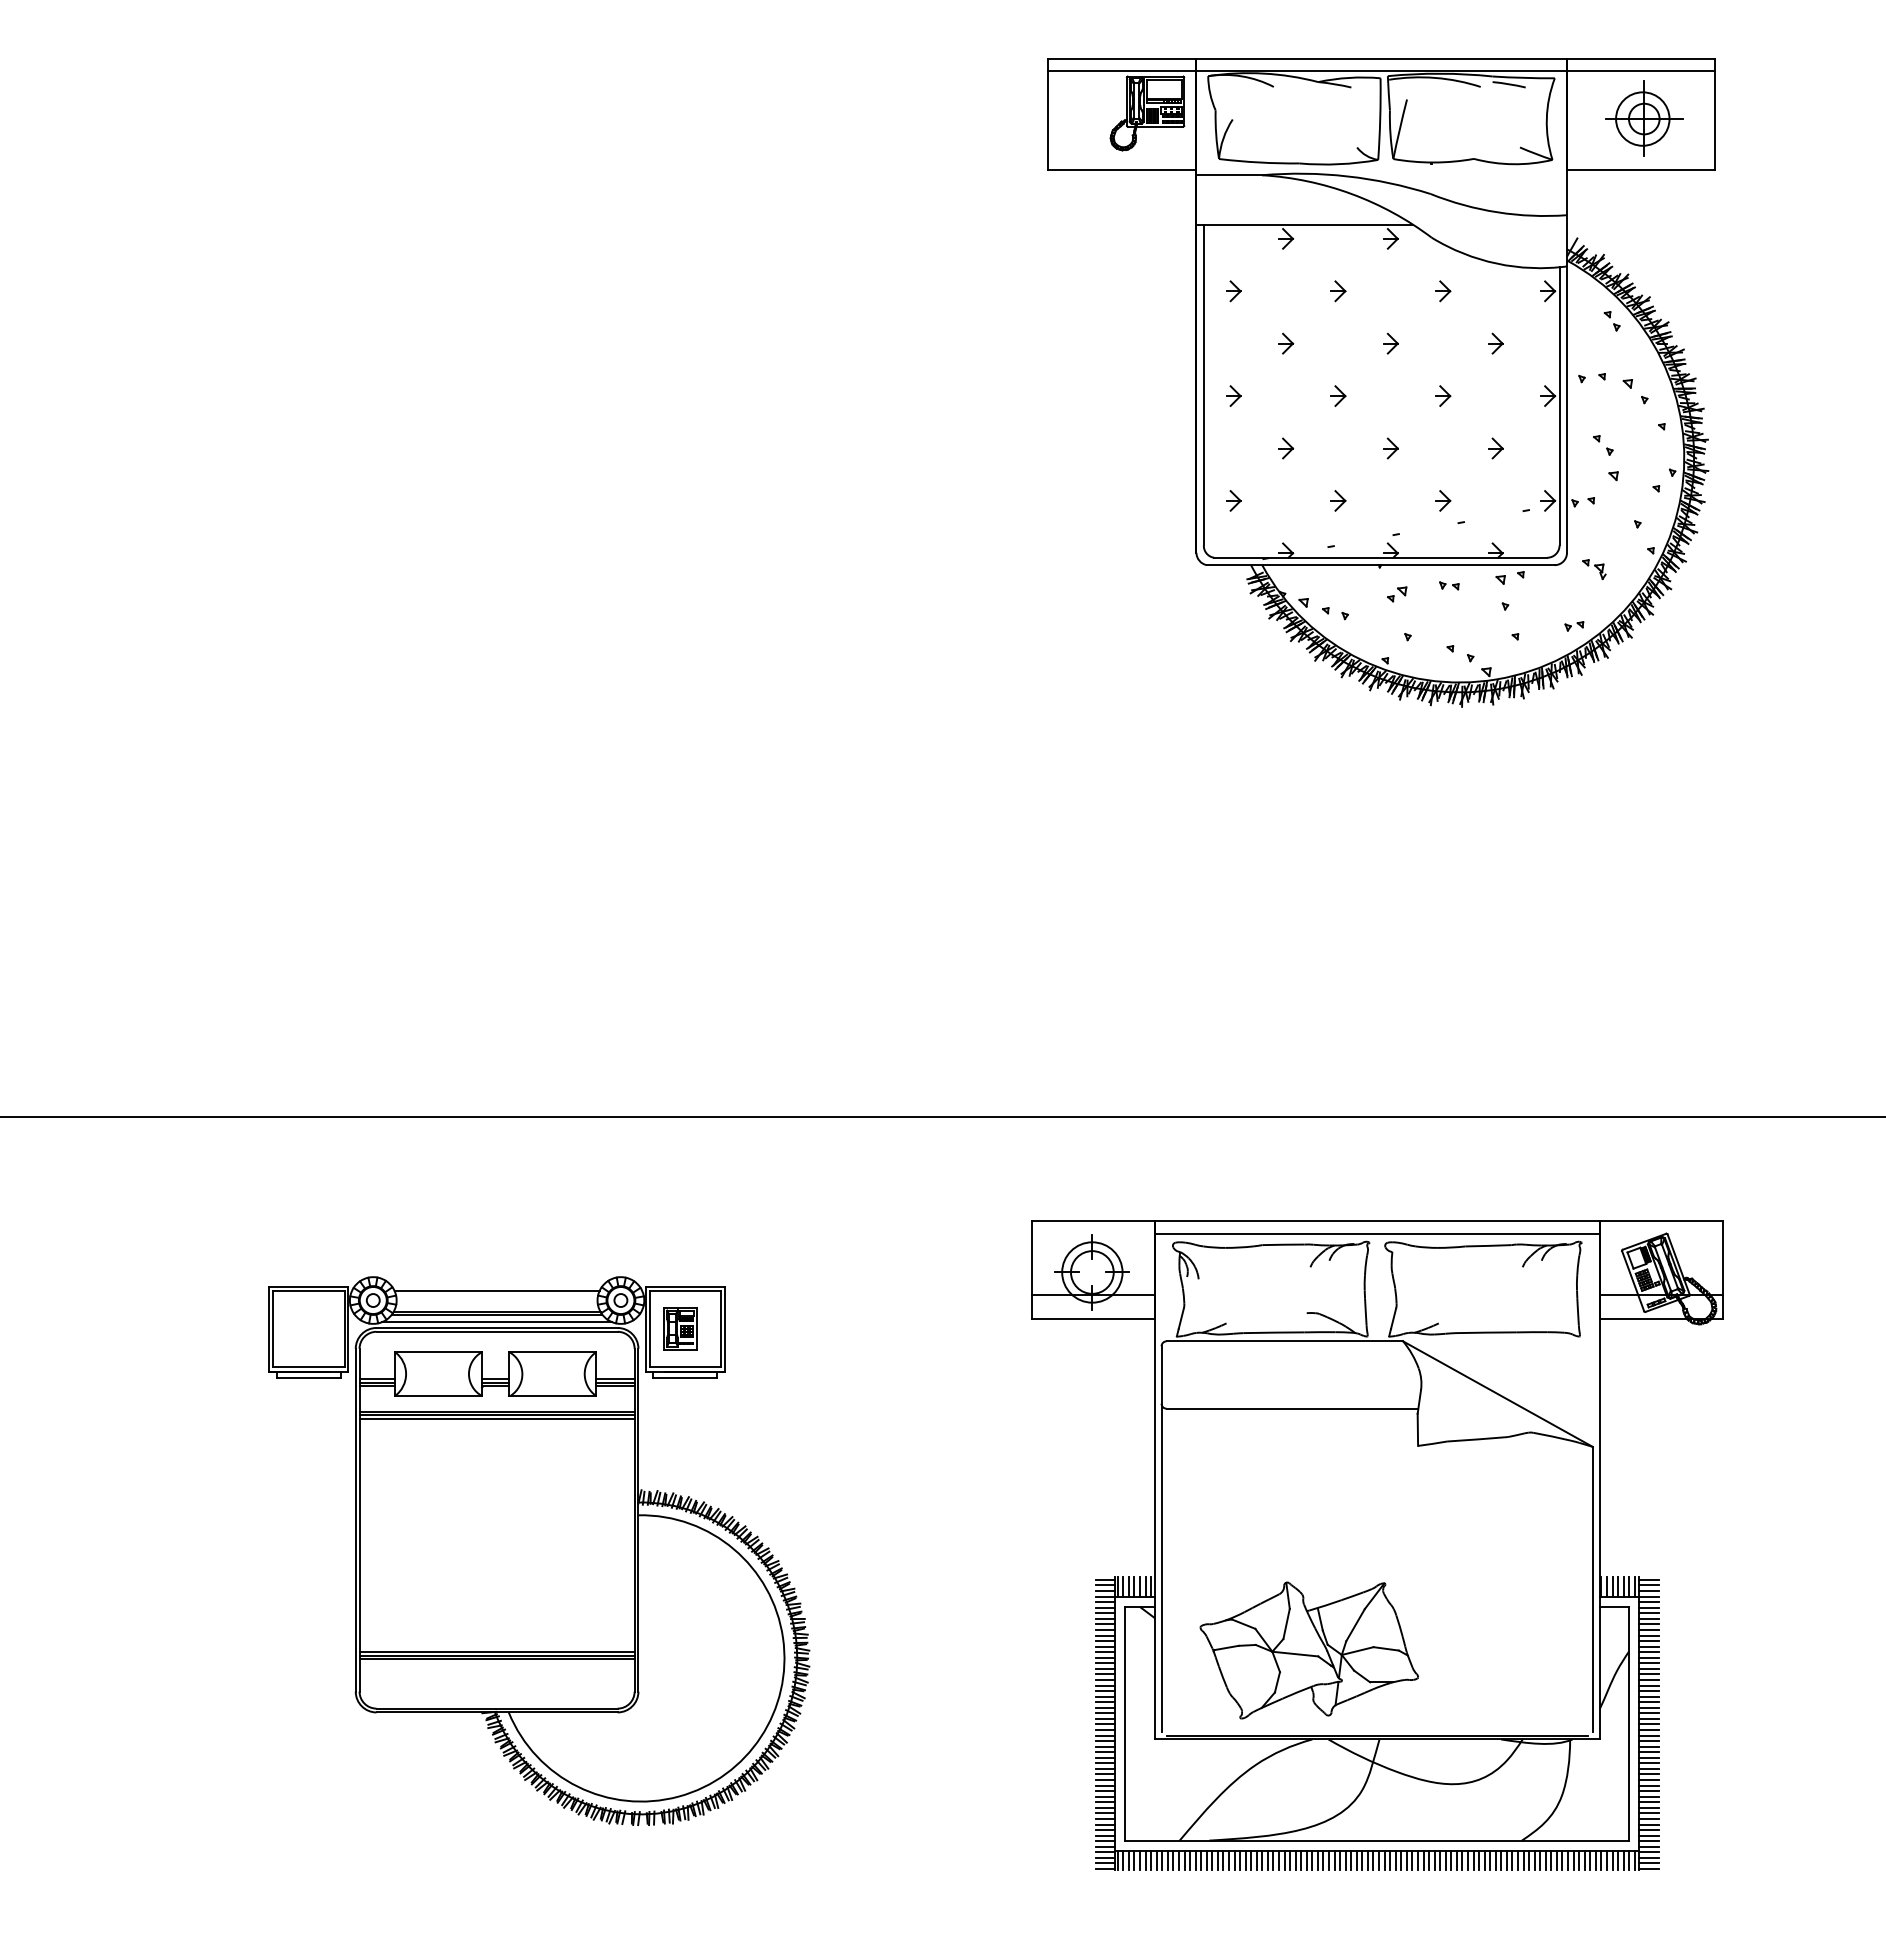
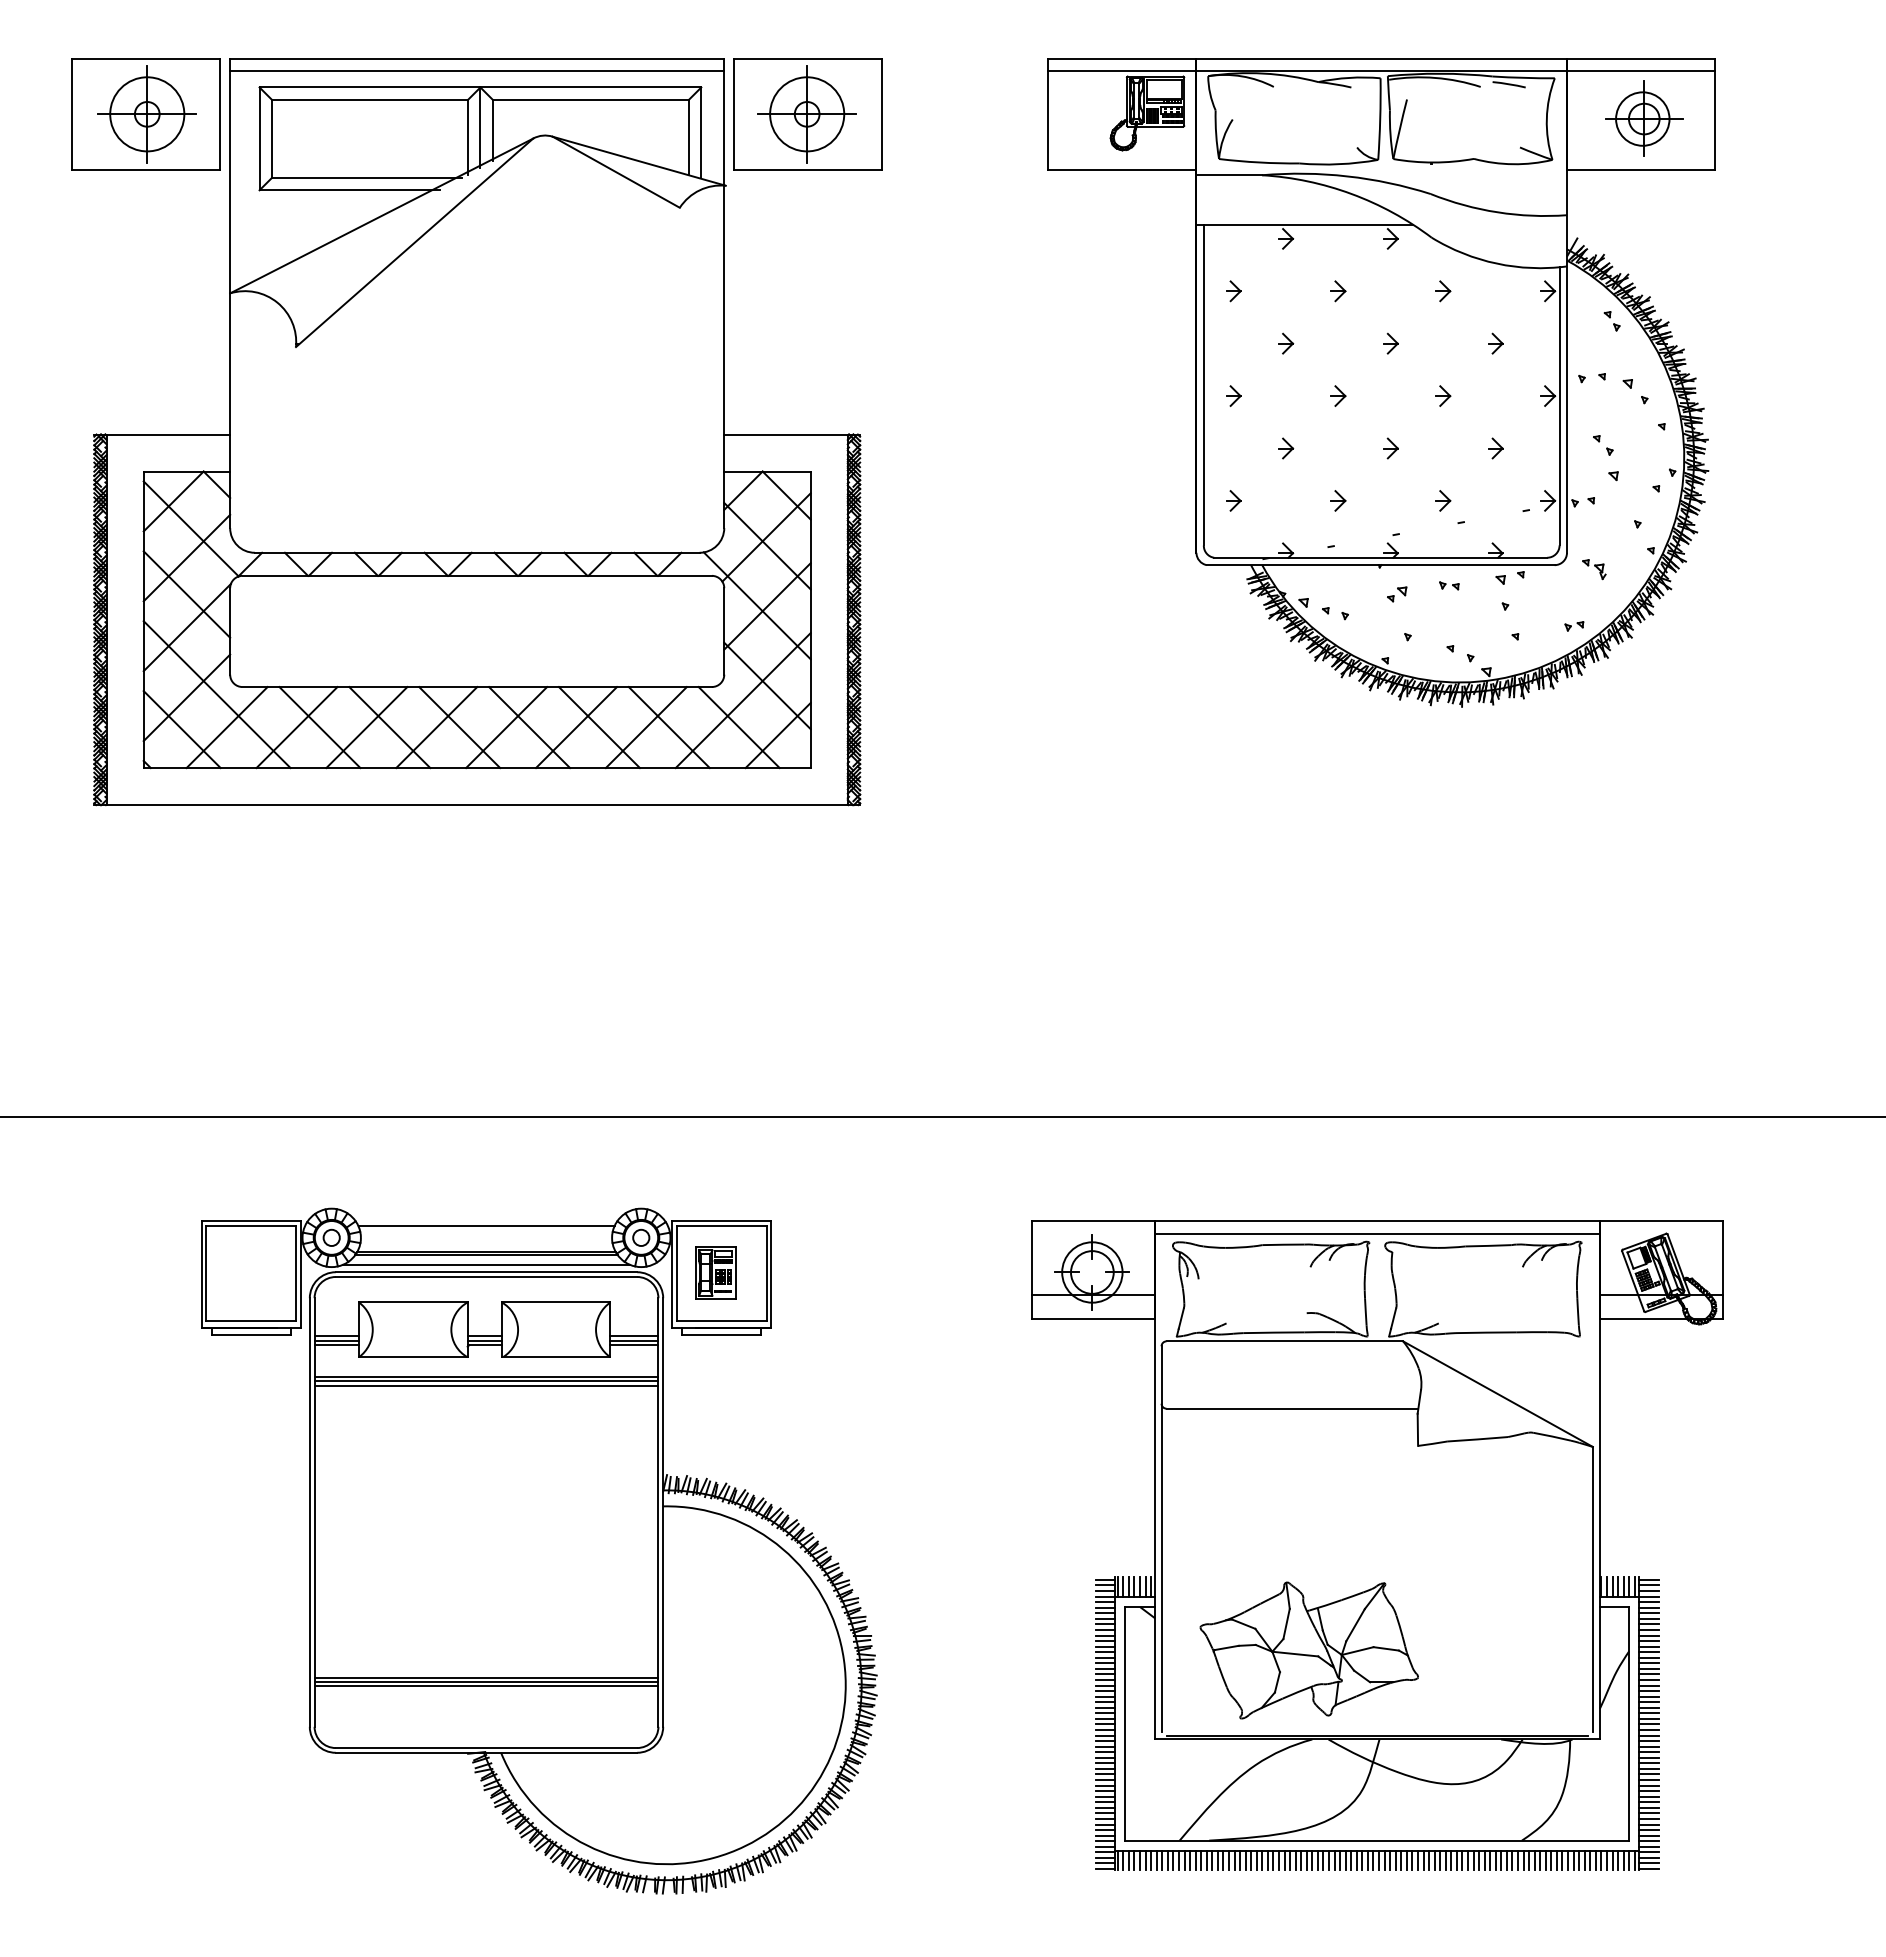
part: none -> present (476, 432)
part size: 543x550 px -> 677x688 px (539, 1550)
